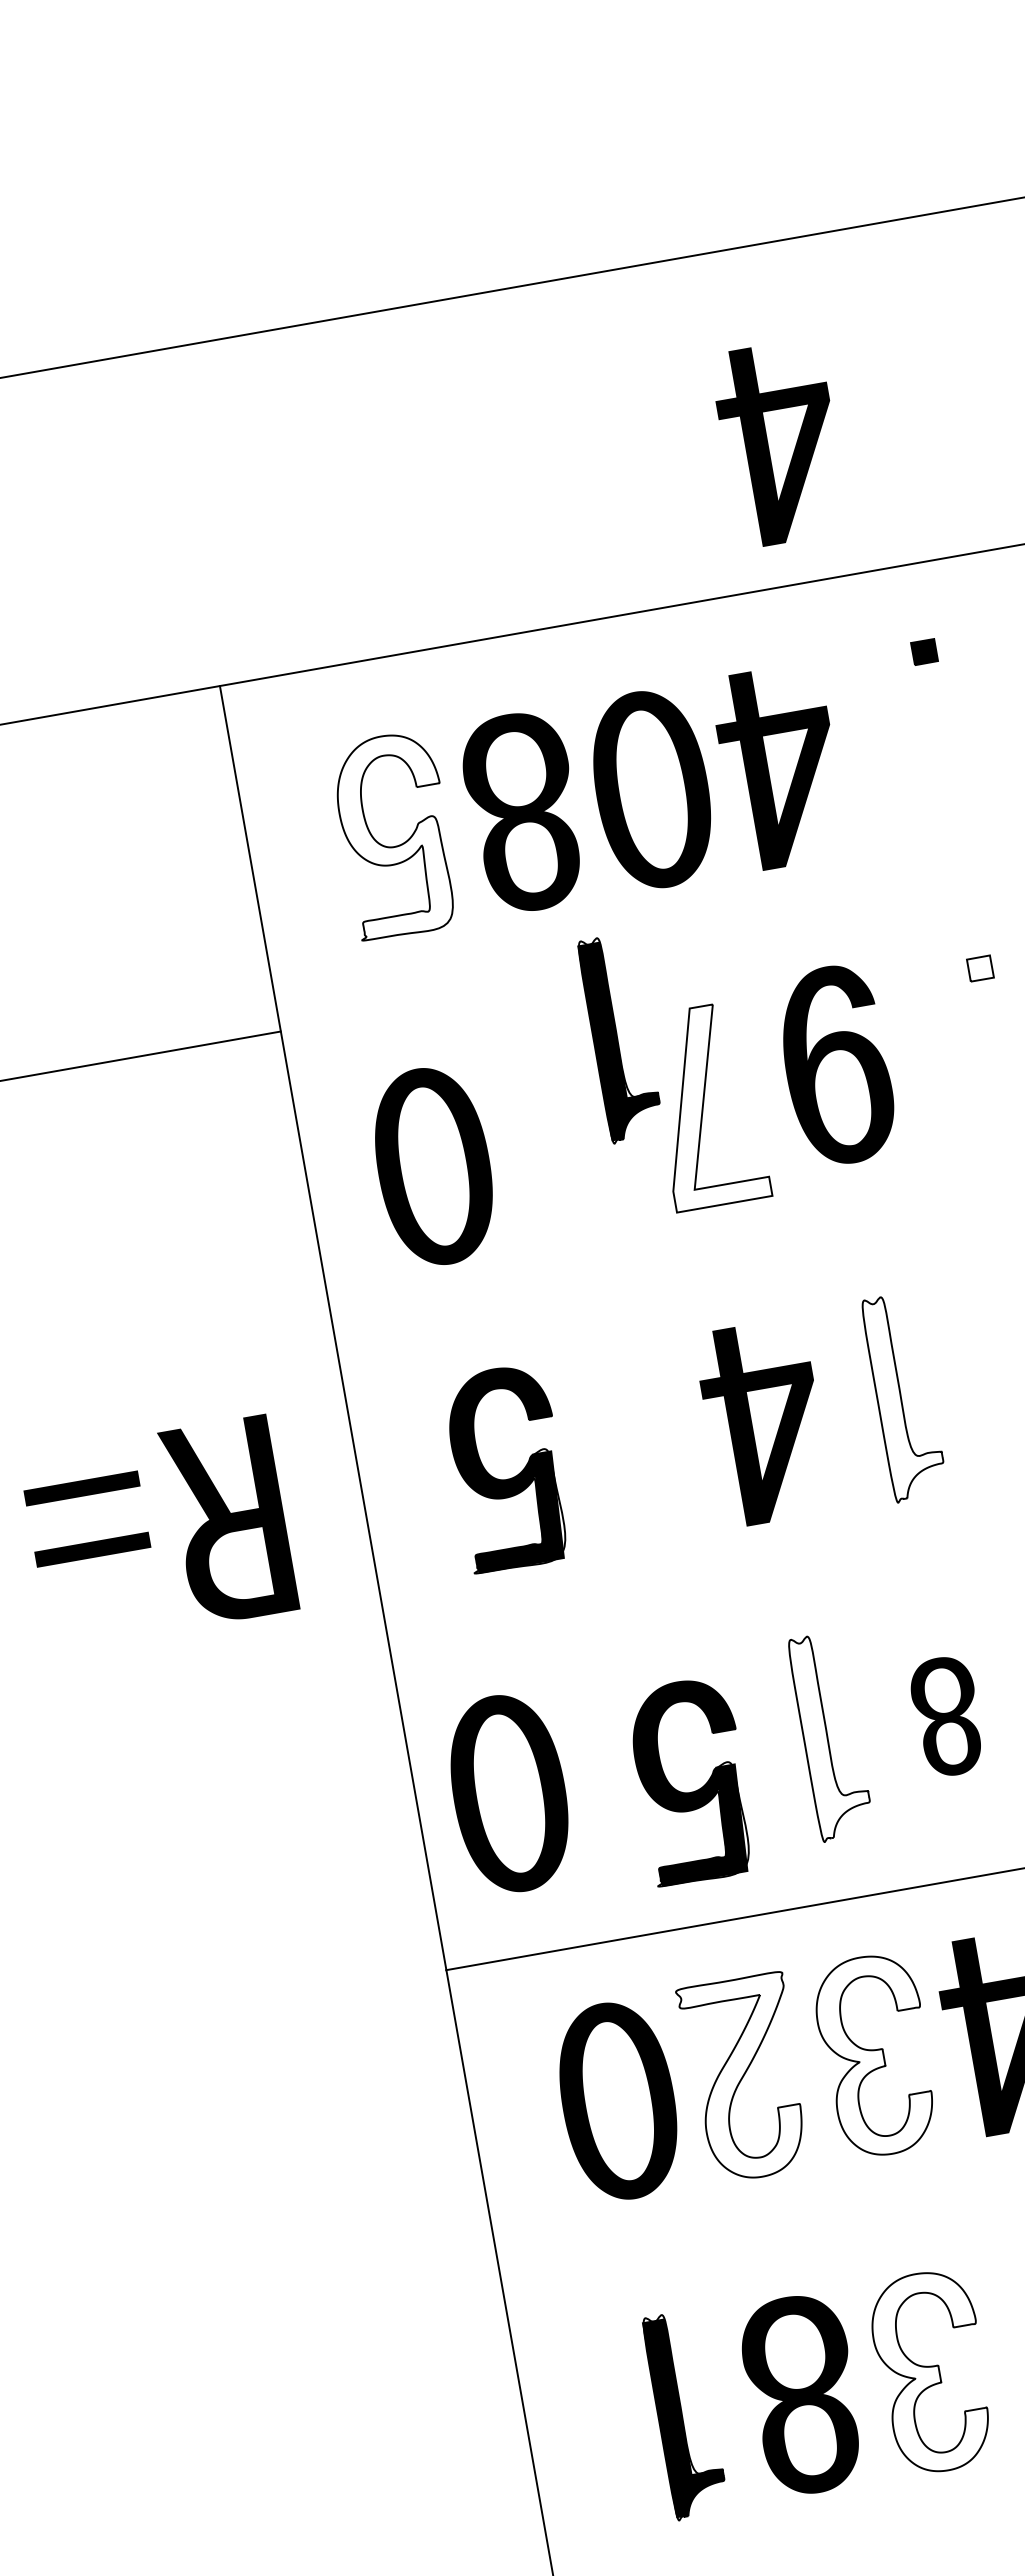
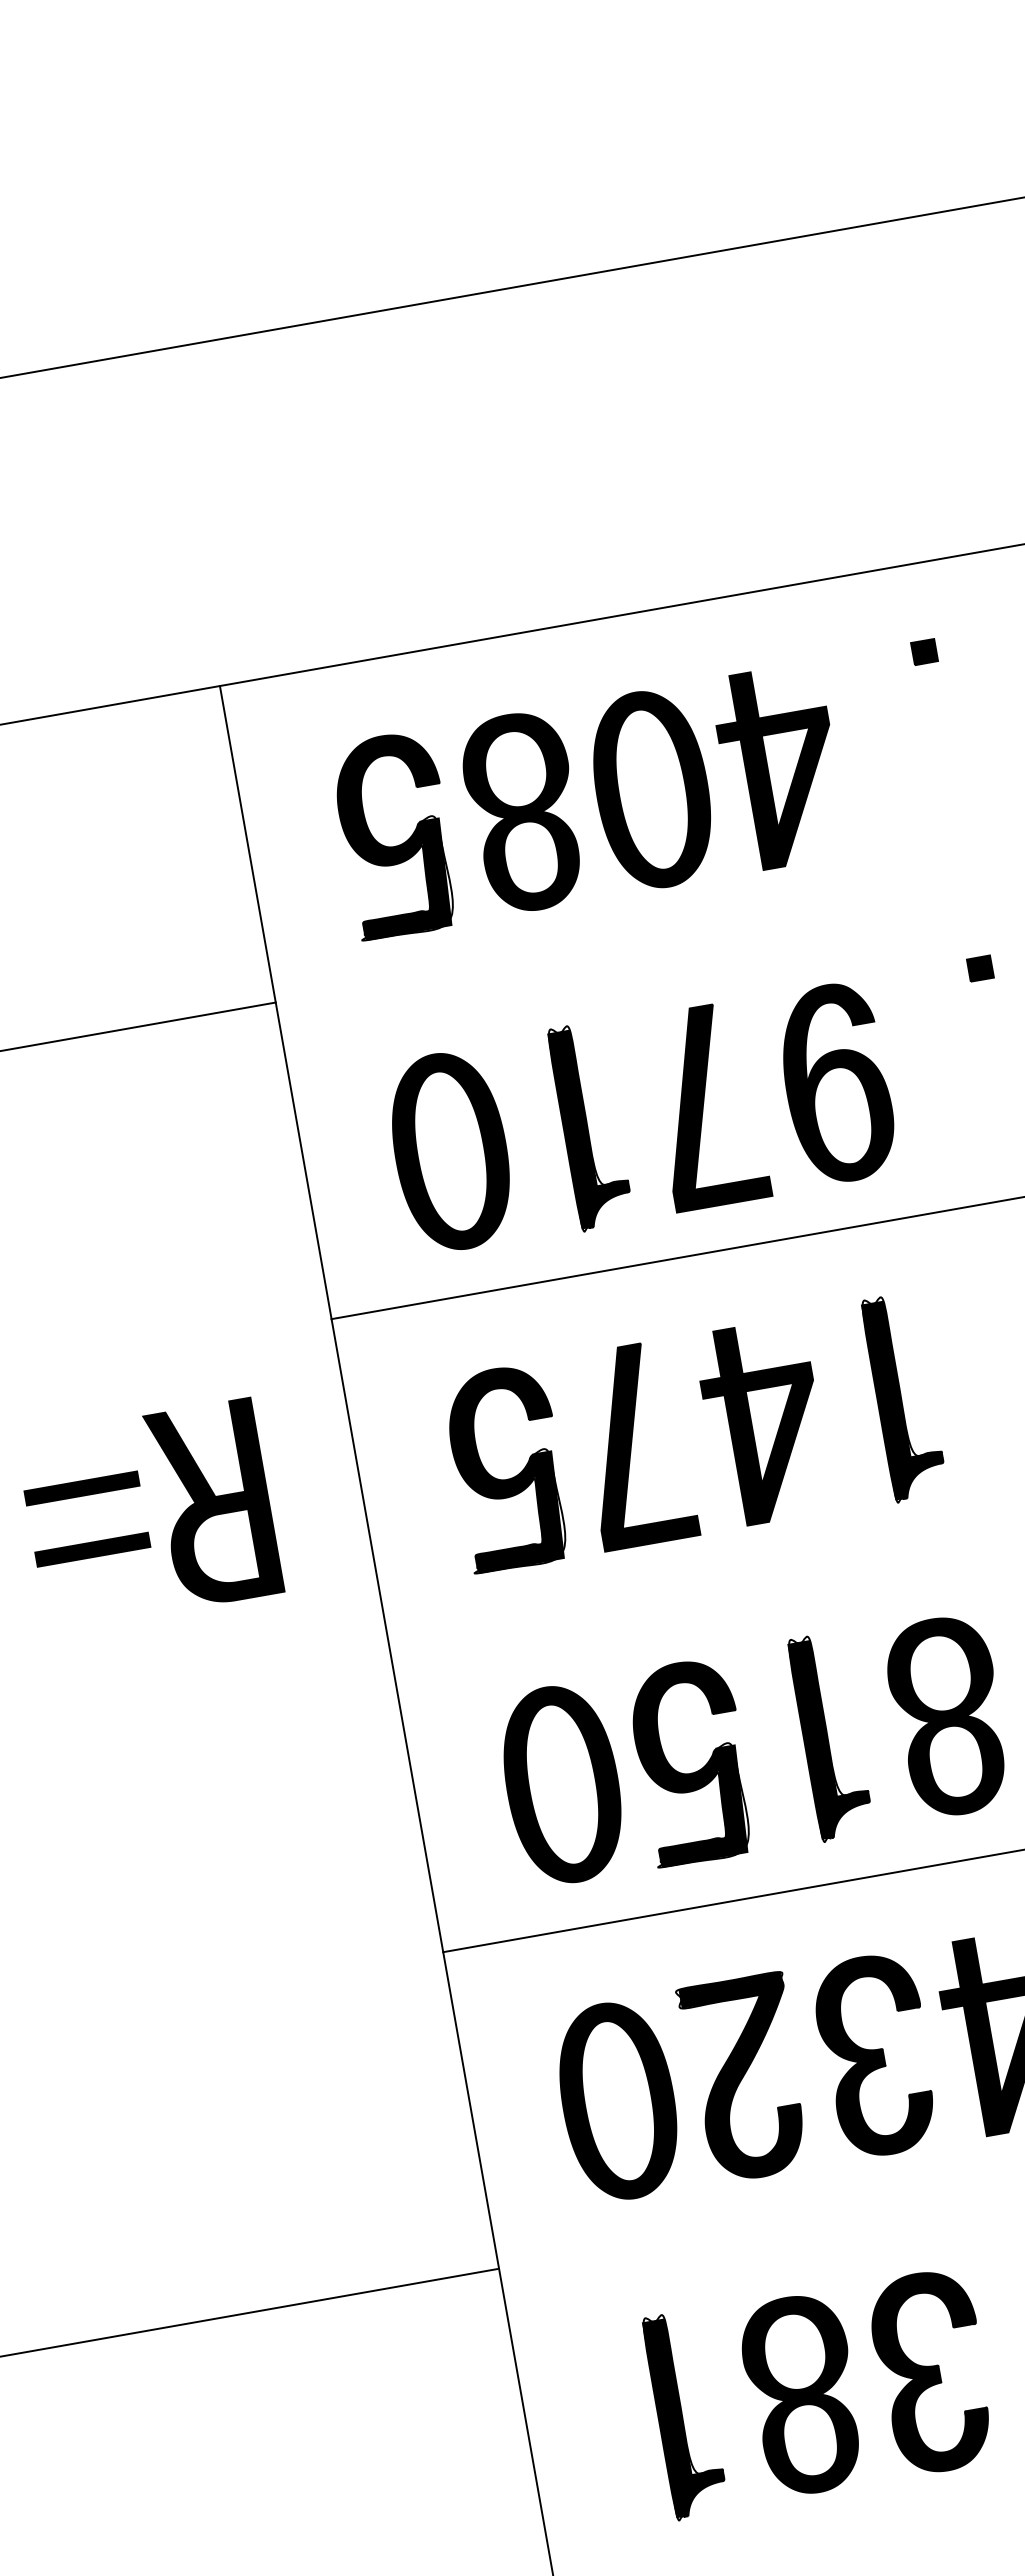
part: present -> none (772, 446)
fill: none -> present (394, 838)
fill: none -> present (979, 968)
part position: (618, 1040) -> (588, 1128) (588, 1128)
line position: (141, 1055) -> (138, 1026) (138, 1026)
part position: (838, 1064) -> (838, 1082) (838, 1082)
fill: none -> present (722, 1108)
part position: (433, 1166) -> (450, 1151) (450, 1151)
line: none -> present (676, 1258)
fill: none -> present (901, 1400)
part: none -> present (632, 1443)
part position: (228, 1516) -> (213, 1499) (213, 1499)
part size: 71x119 px -> 118x199 px (945, 1716)
fill: none -> present (828, 1739)
part position: (691, 1791) -> (691, 1772) (691, 1772)
part position: (509, 1793) -> (562, 1784) (562, 1784)
line position: (733, 1919) -> (732, 1901) (732, 1901)
fill: none -> present (874, 2055)
fill: none -> present (739, 2074)
line: none -> present (250, 2312)
fill: none -> present (929, 2372)
